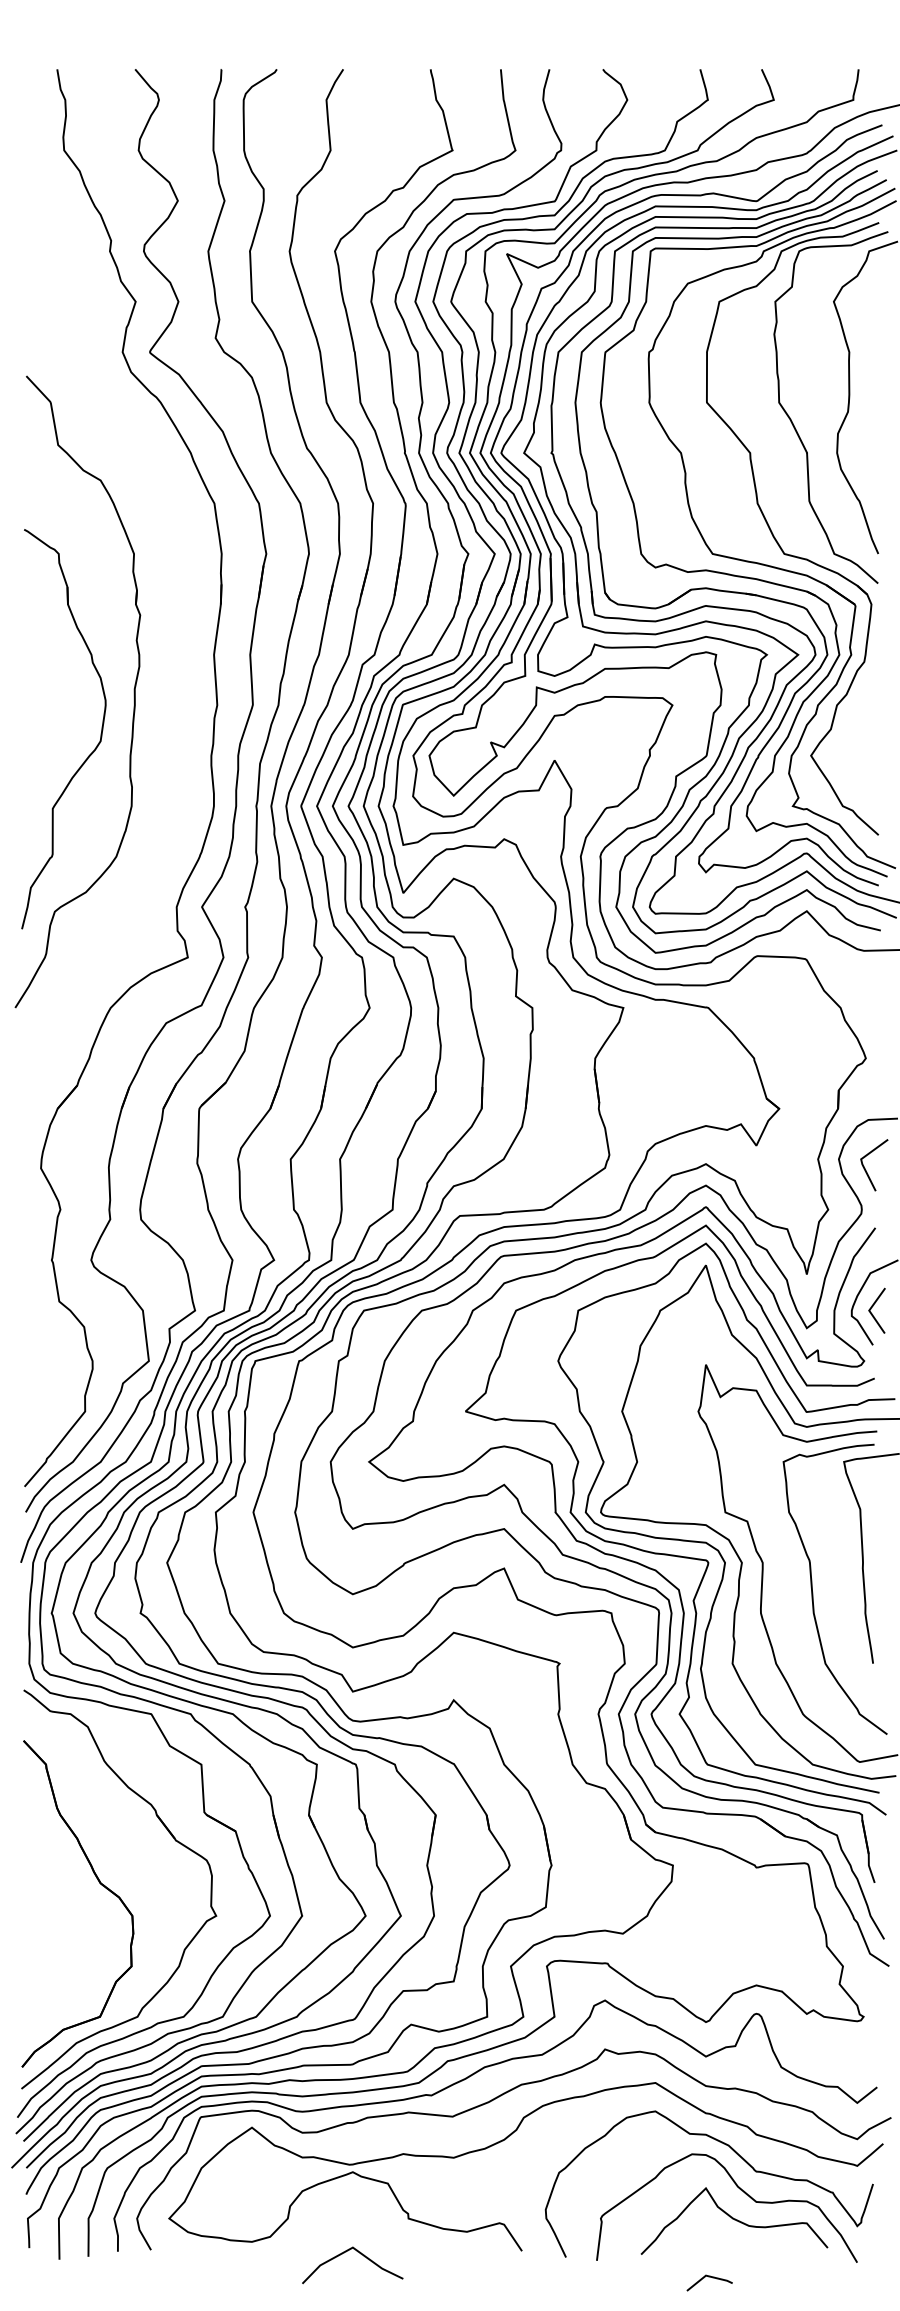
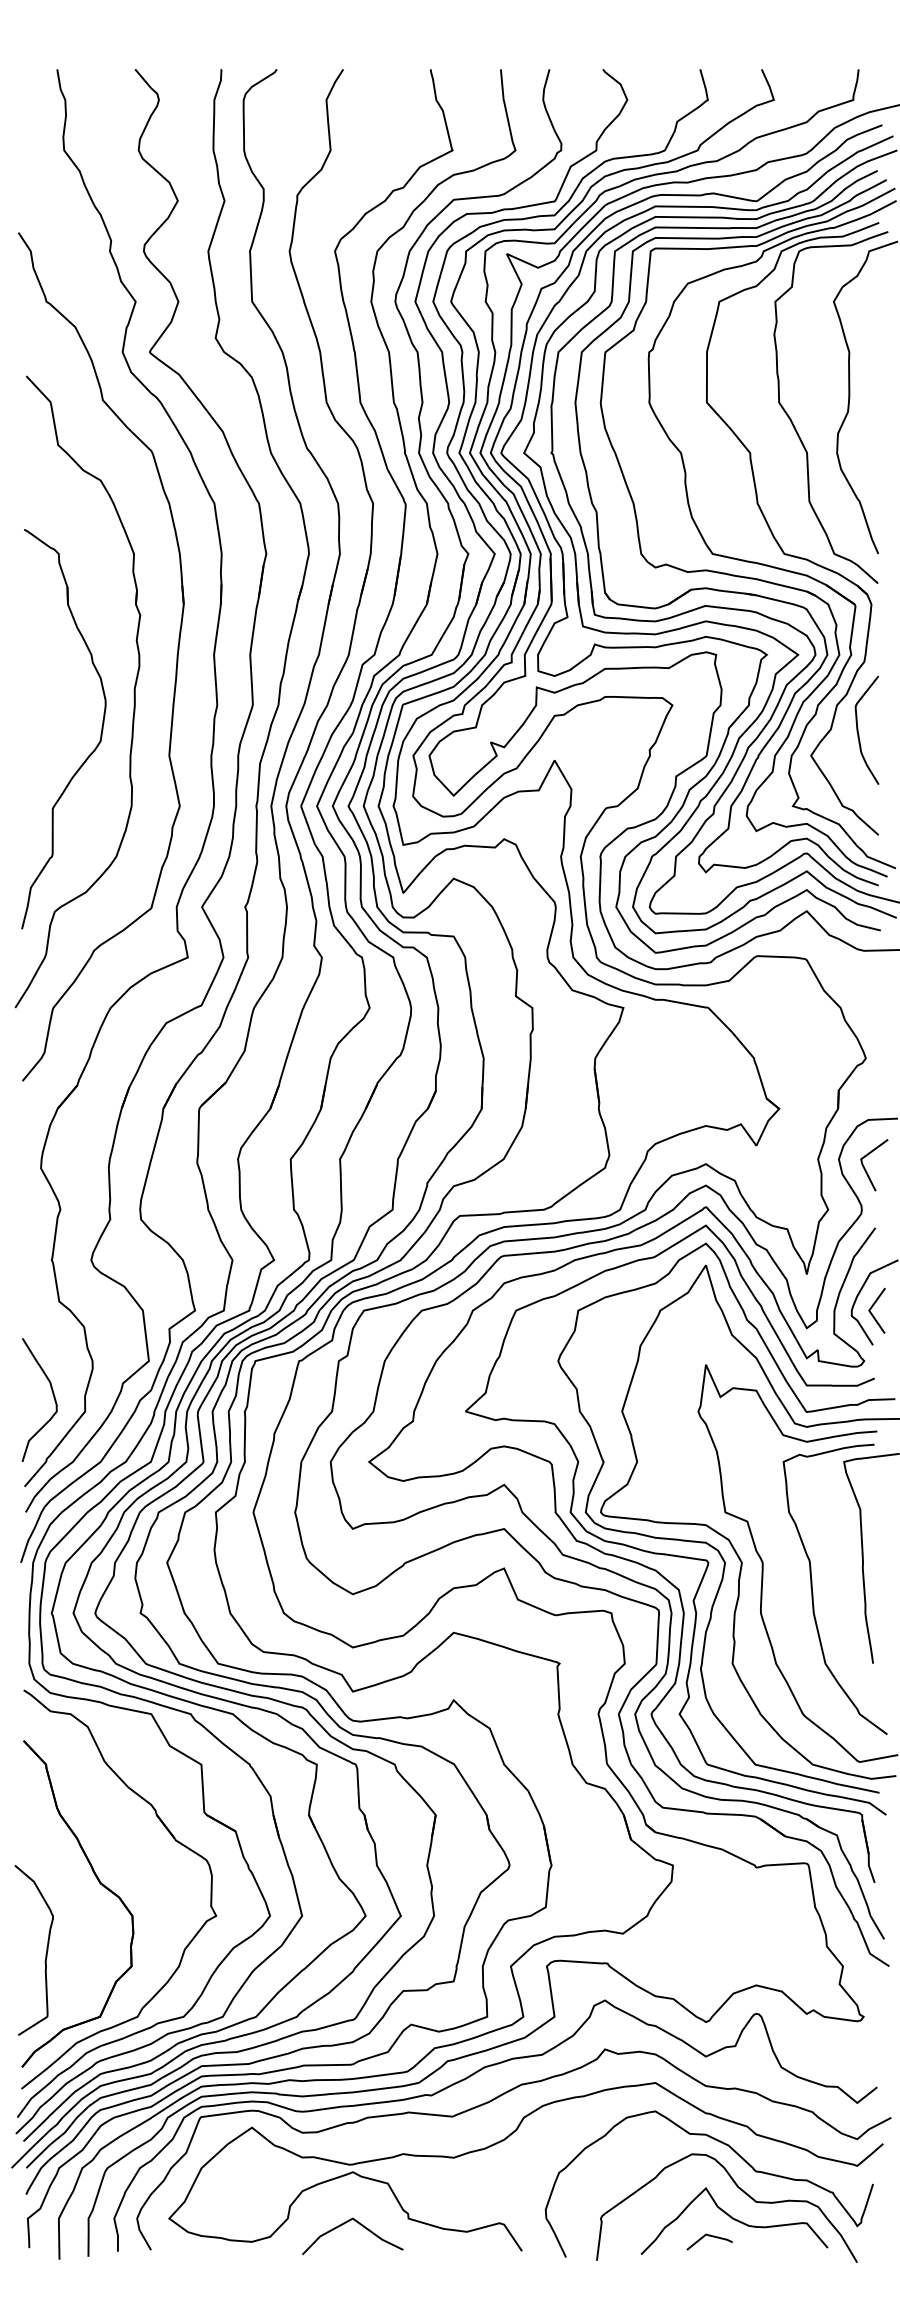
part: none -> present (175, 668)
curve: none -> present (858, 729)
curve: none -> present (52, 1394)
curve: none -> present (45, 1954)
line position: (360, 2254) -> (360, 2225) (360, 2225)
line position: (709, 2277) -> (709, 2236) (709, 2236)
